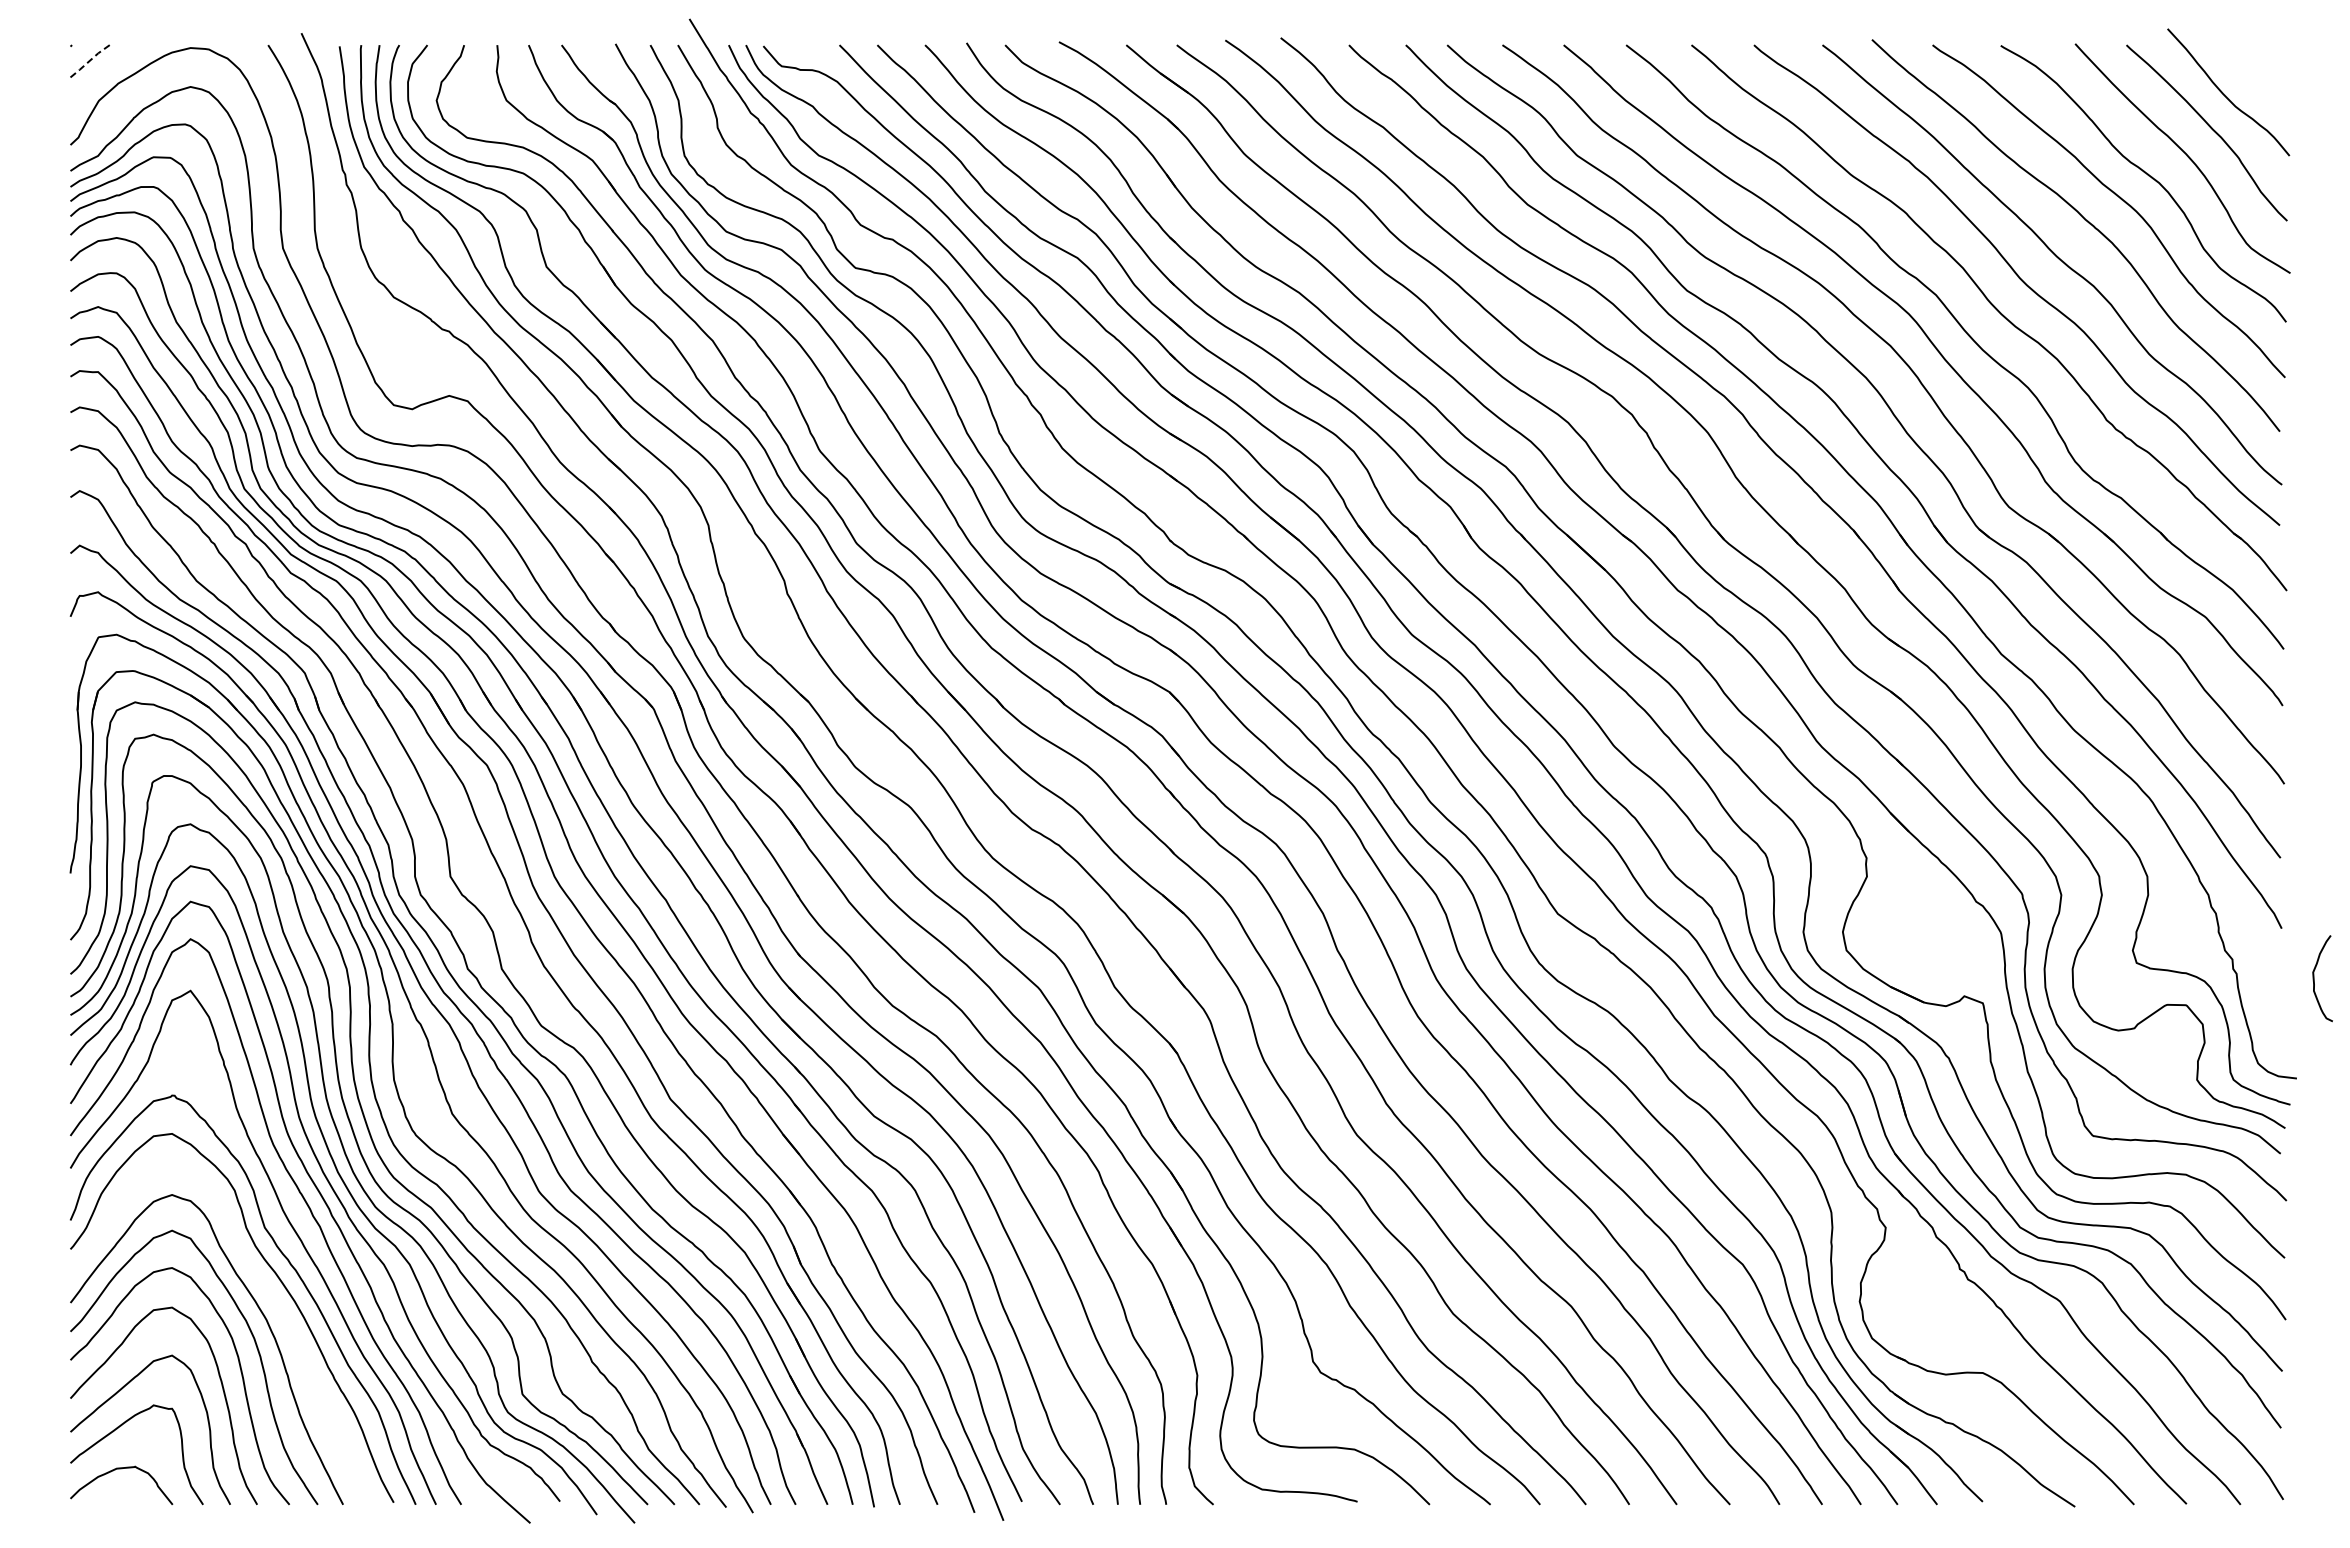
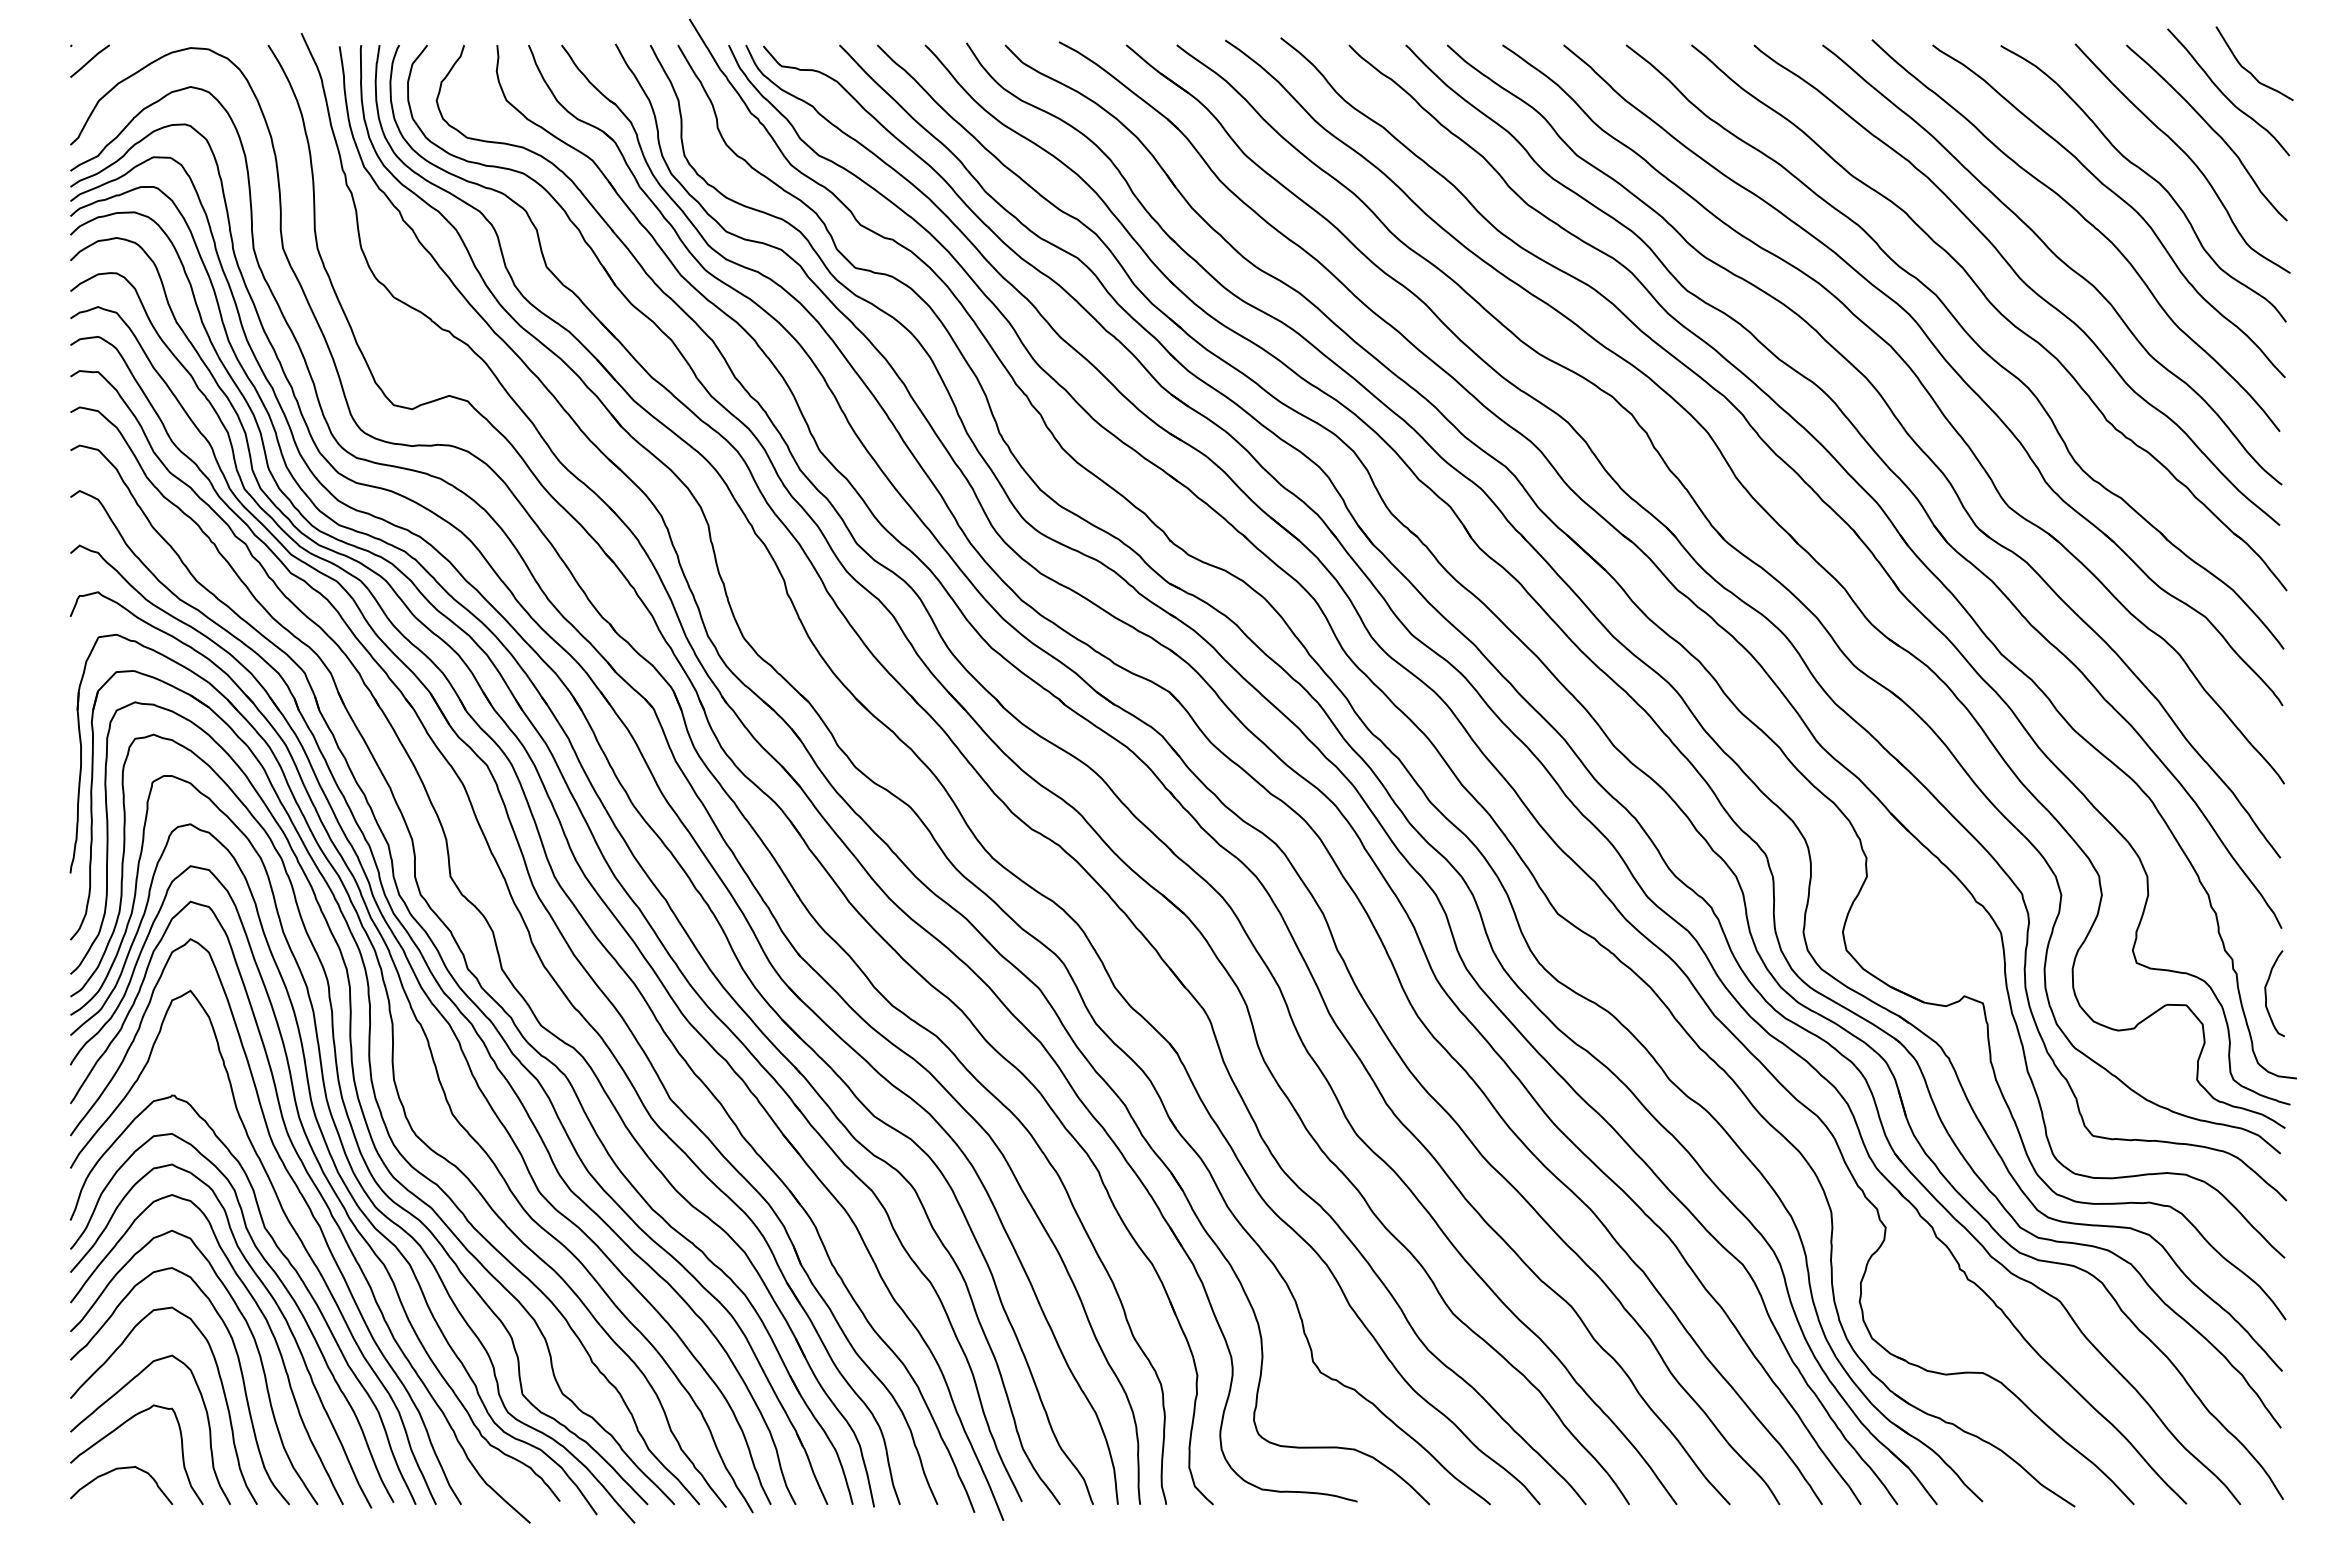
line: dashed -> solid (90, 60)
curve: none -> present (2250, 71)
curve position: (2314, 978) -> (2266, 993) (2266, 993)
curve: none -> present (275, 1304)
